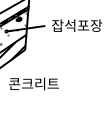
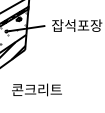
text position: (33, 83) -> (36, 89) (36, 89)
